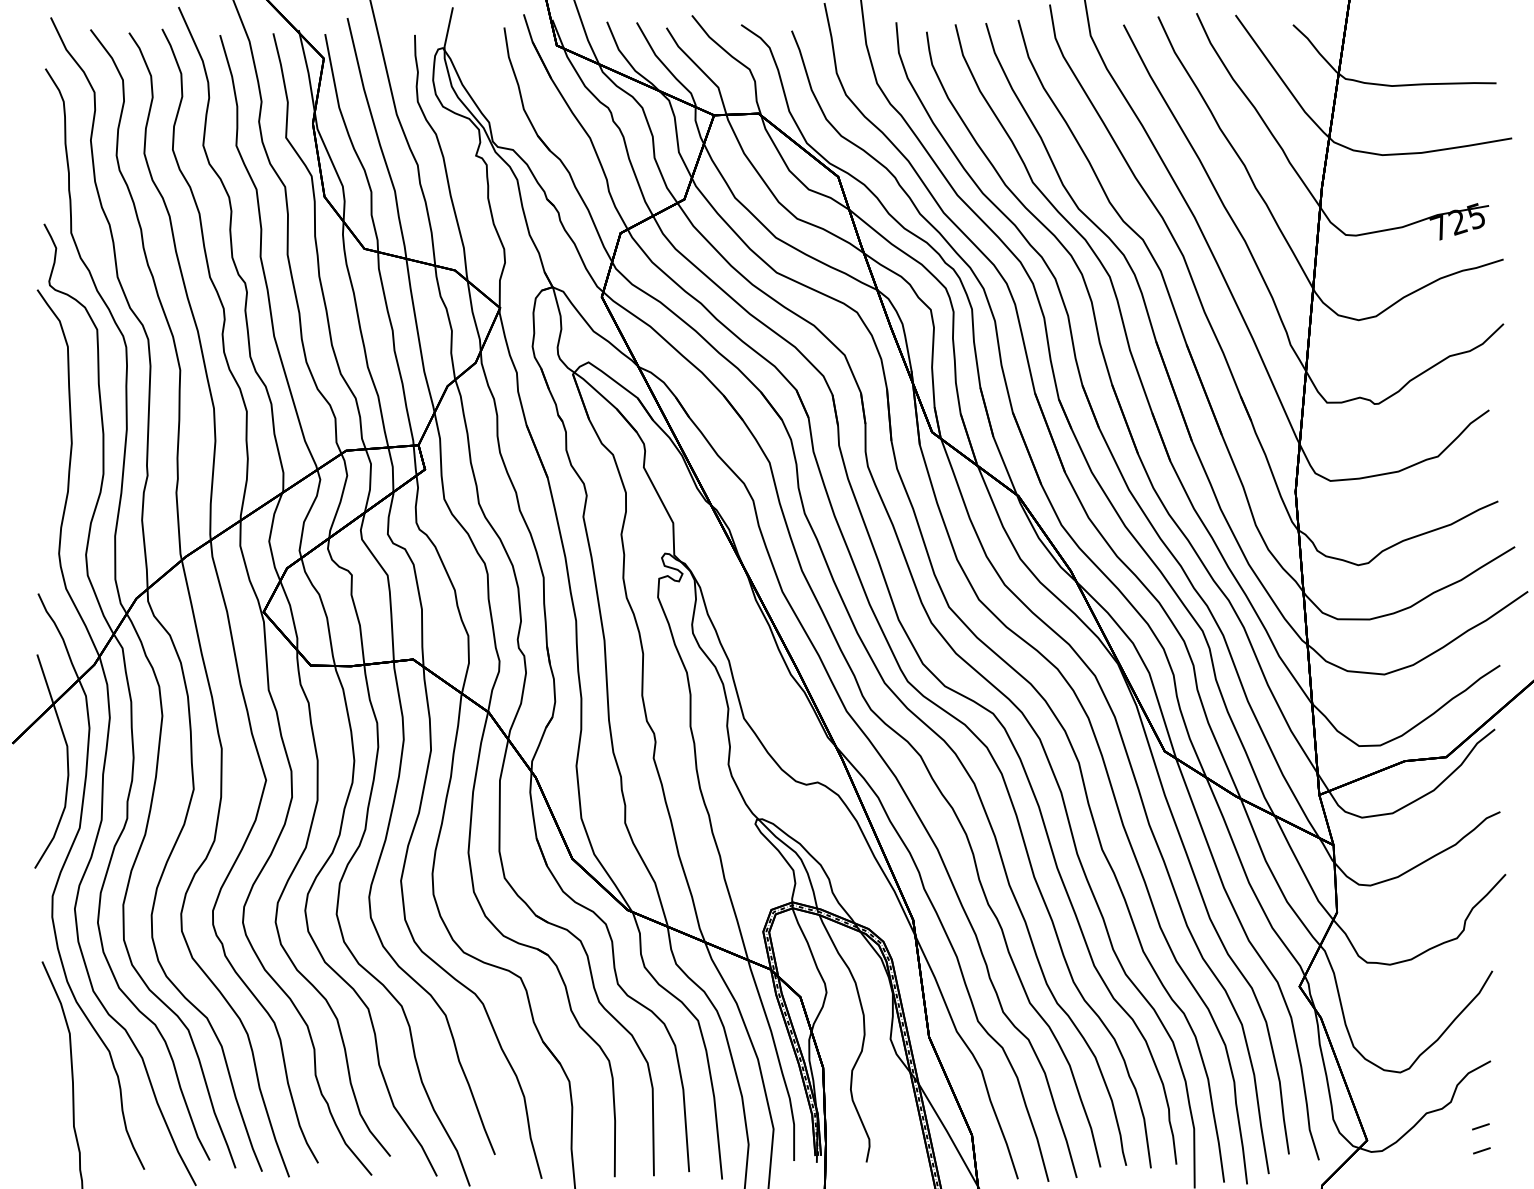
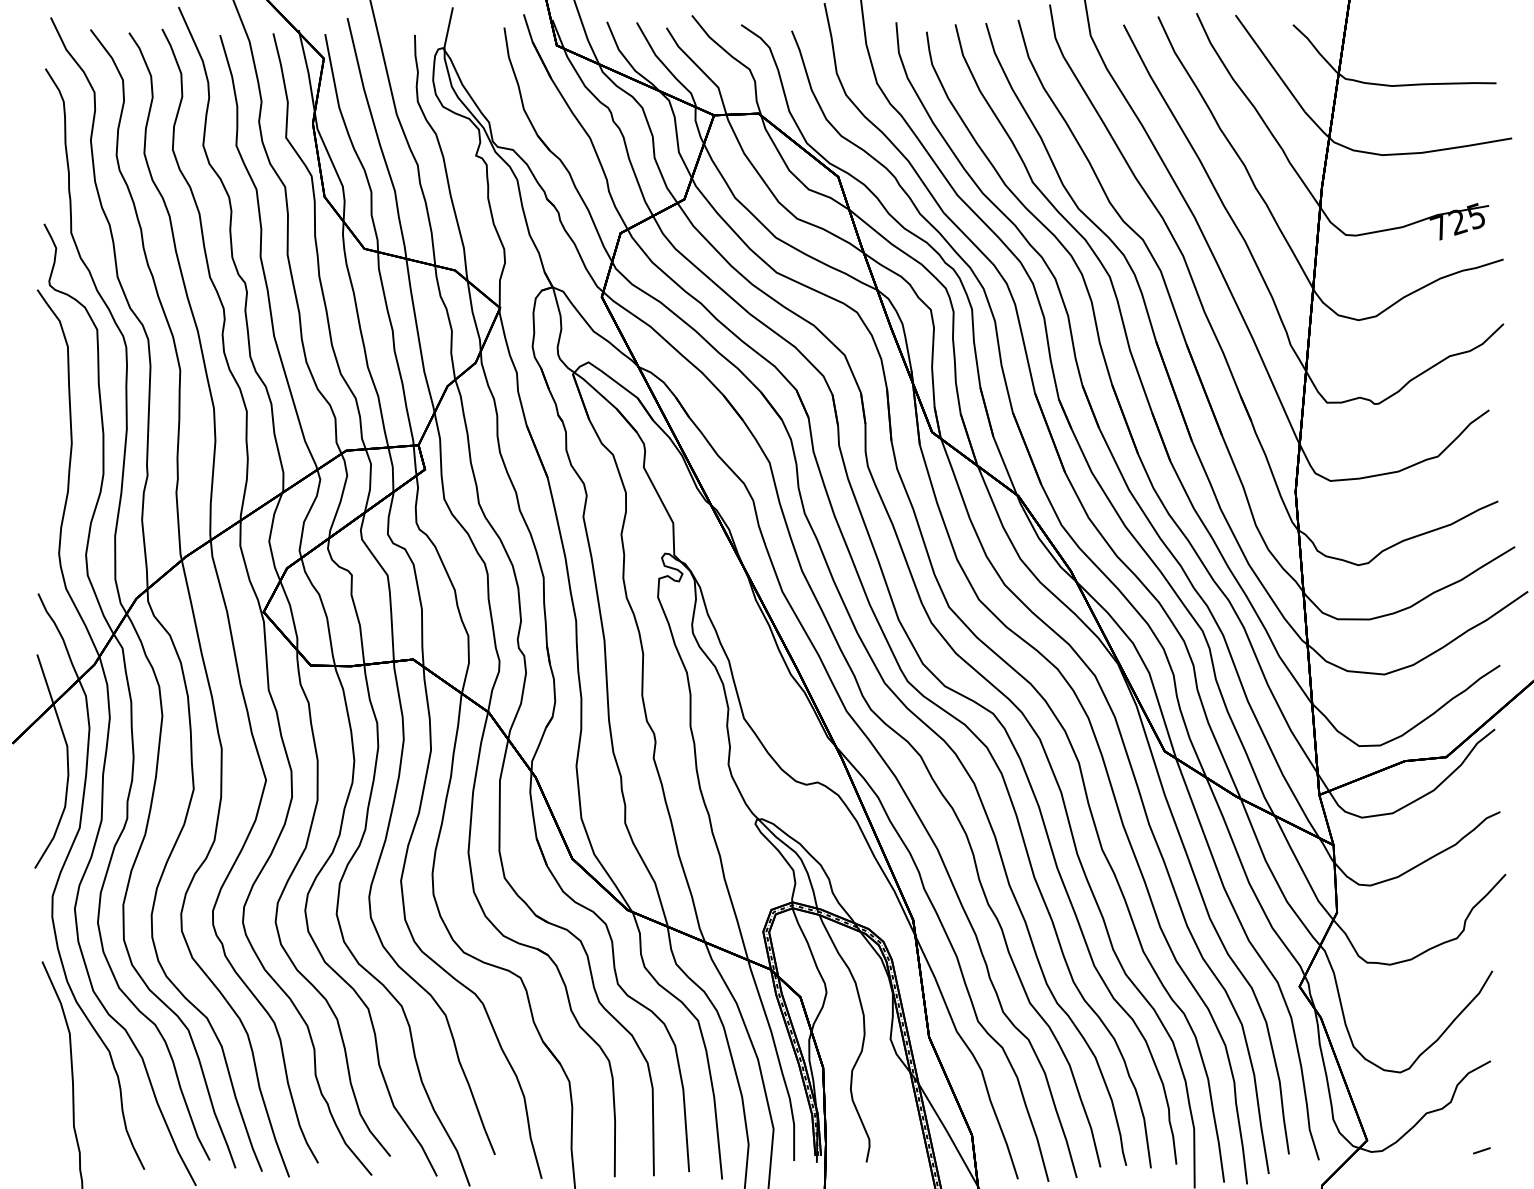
line: present -> none (1480, 1126)
